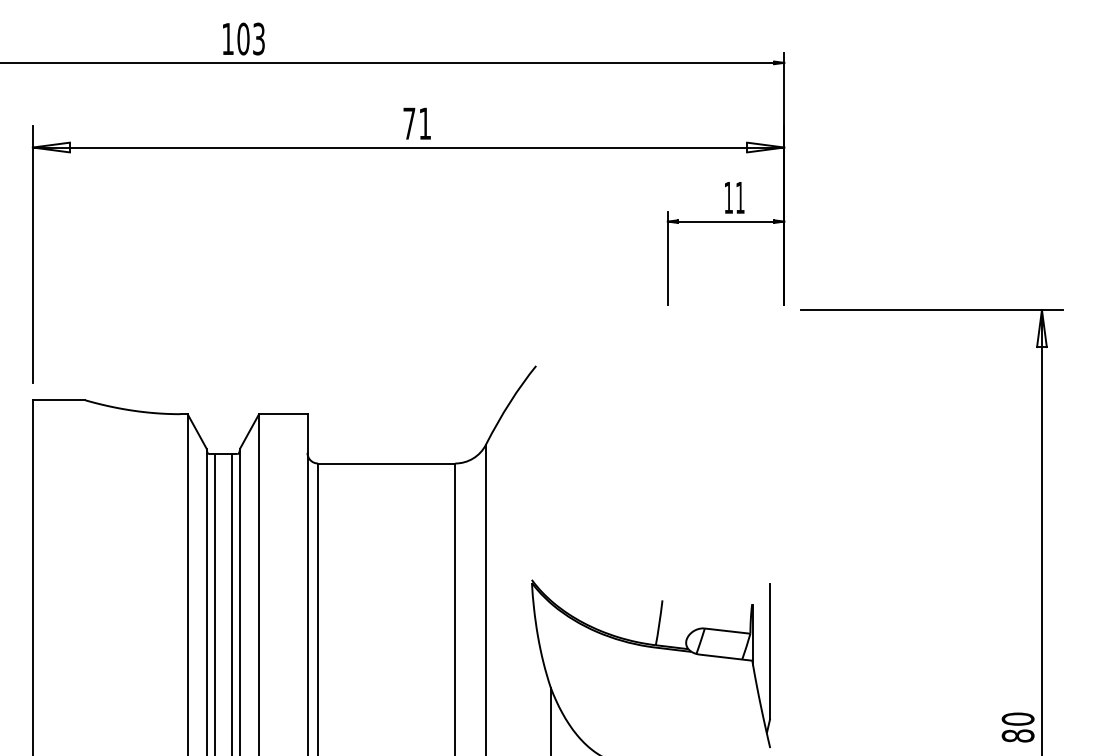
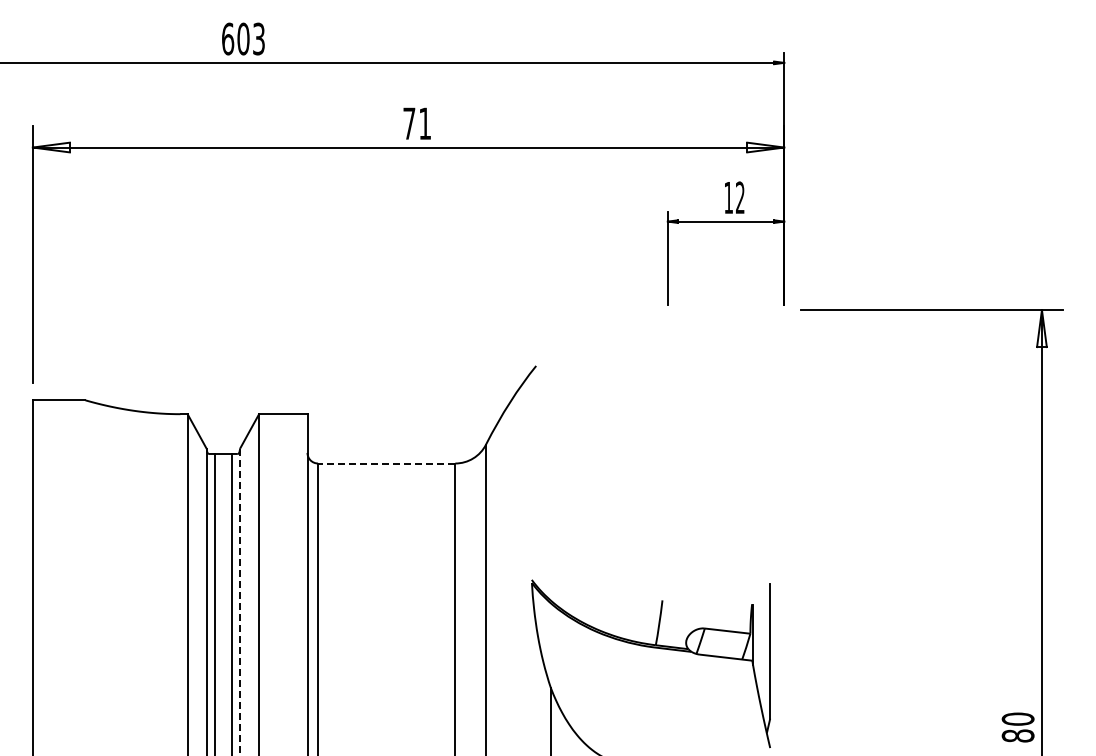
text: 103 -> 603 (228, 38)
text: 11 -> 12 (740, 197)
line: solid -> dashed (386, 463)
line: solid -> dashed (239, 602)
